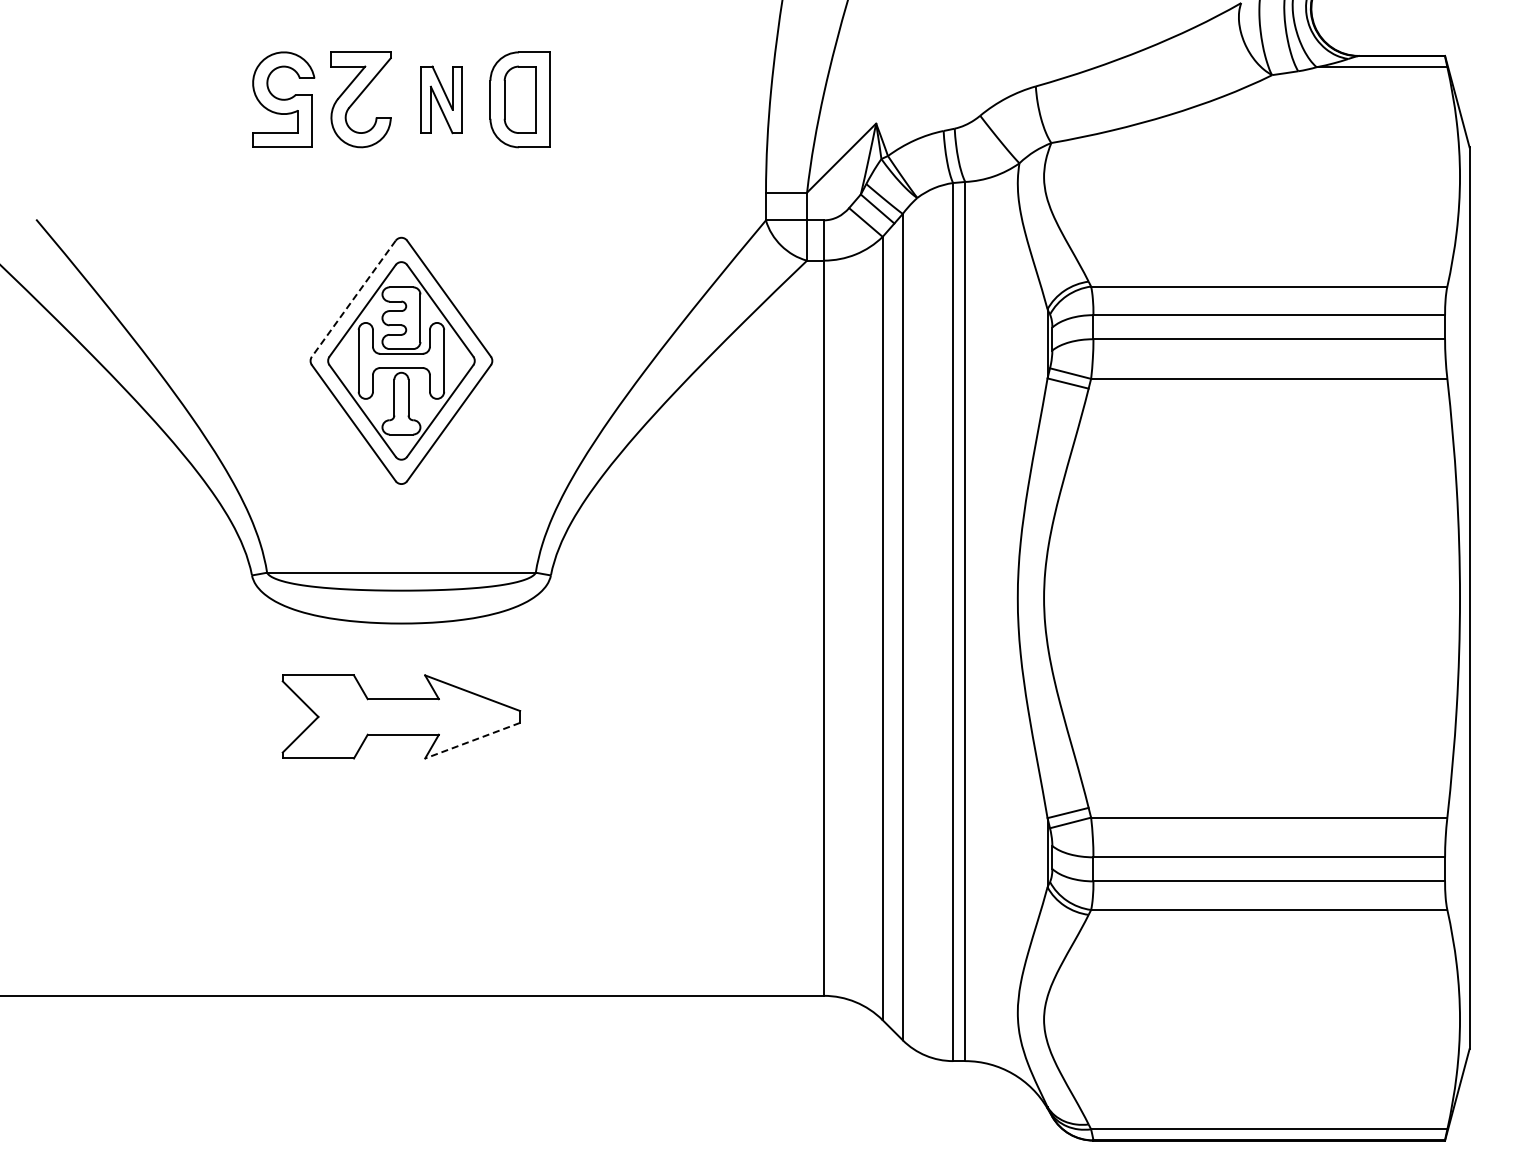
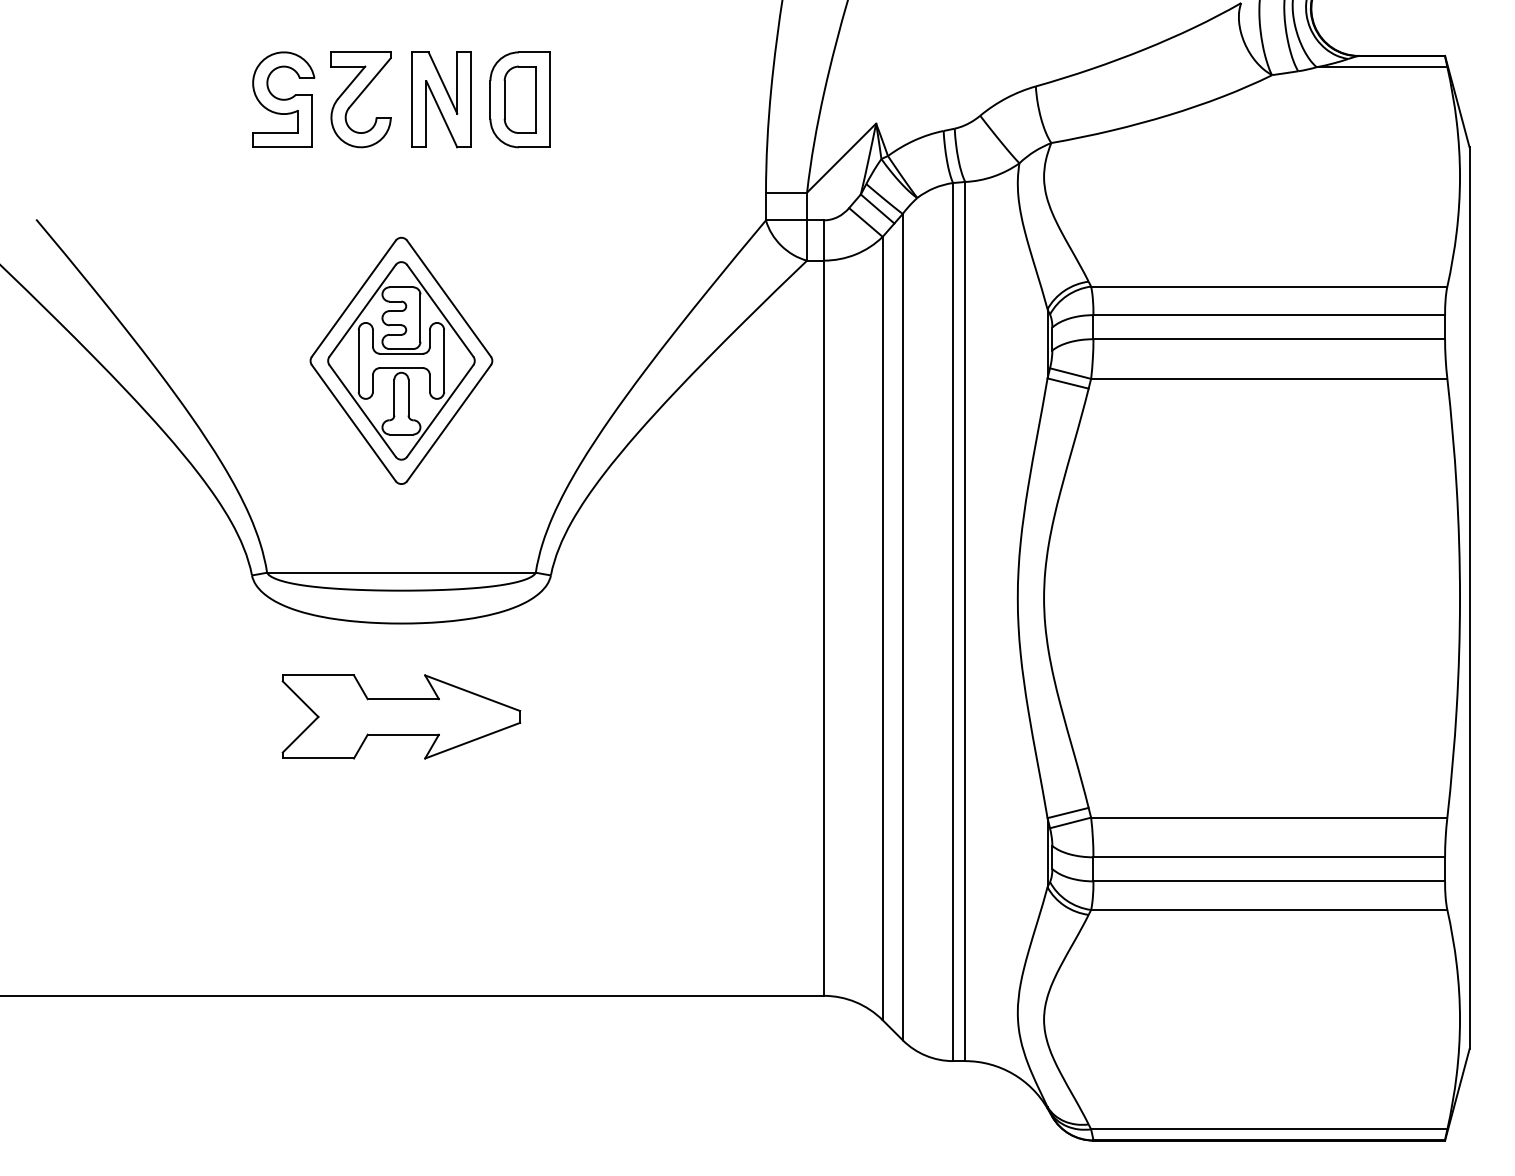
part size: 43x70 px -> 61x98 px (441, 99)
line: dashed -> solid (353, 298)
line: dashed -> solid (472, 740)
